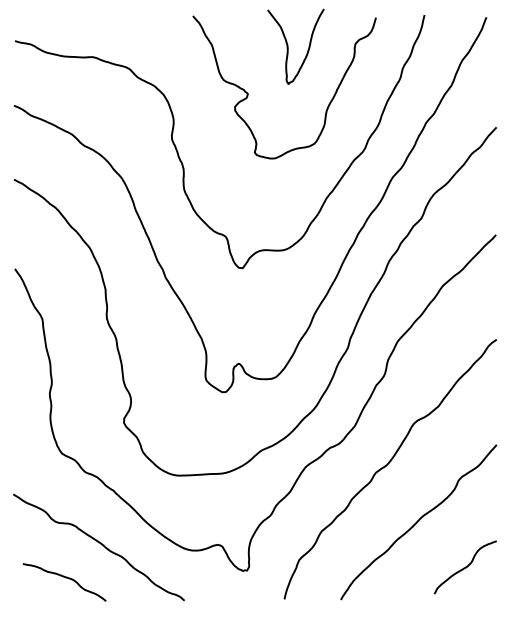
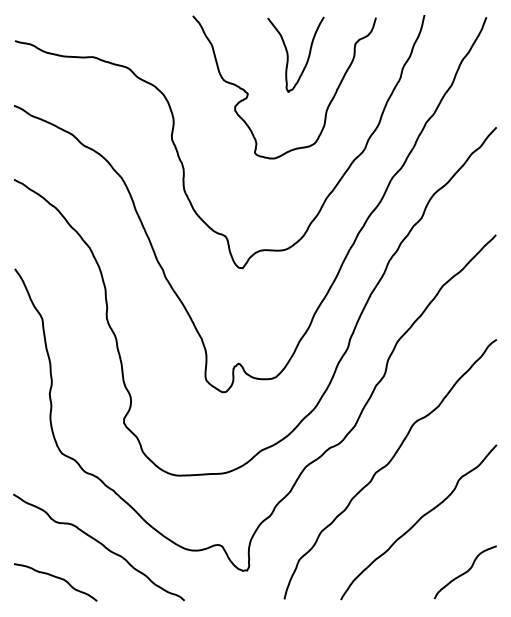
curve position: (288, 46) -> (288, 54) (288, 54)
curve position: (464, 567) -> (464, 572) (464, 572)
curve position: (65, 578) -> (56, 578) (56, 578)
